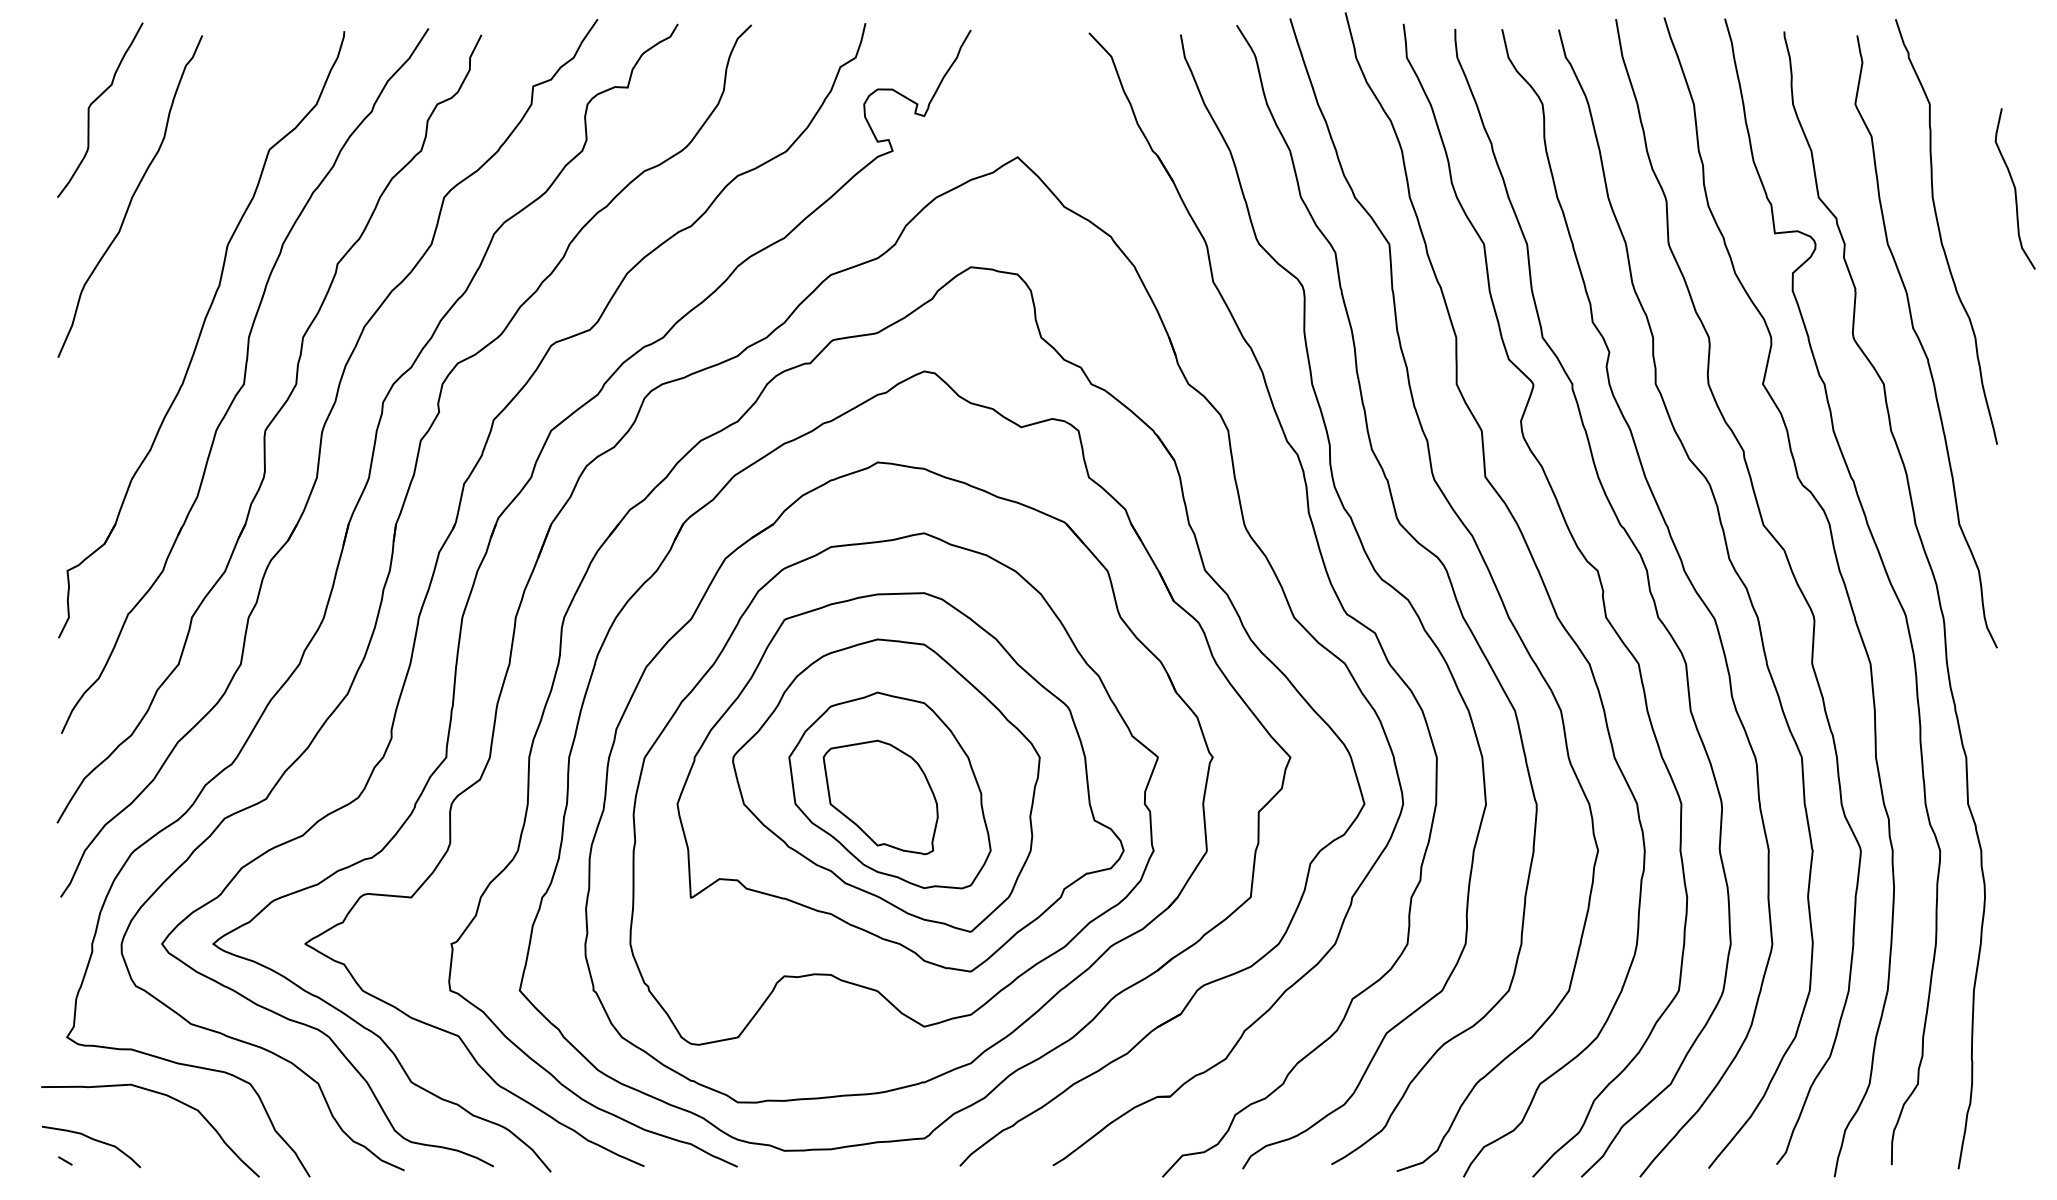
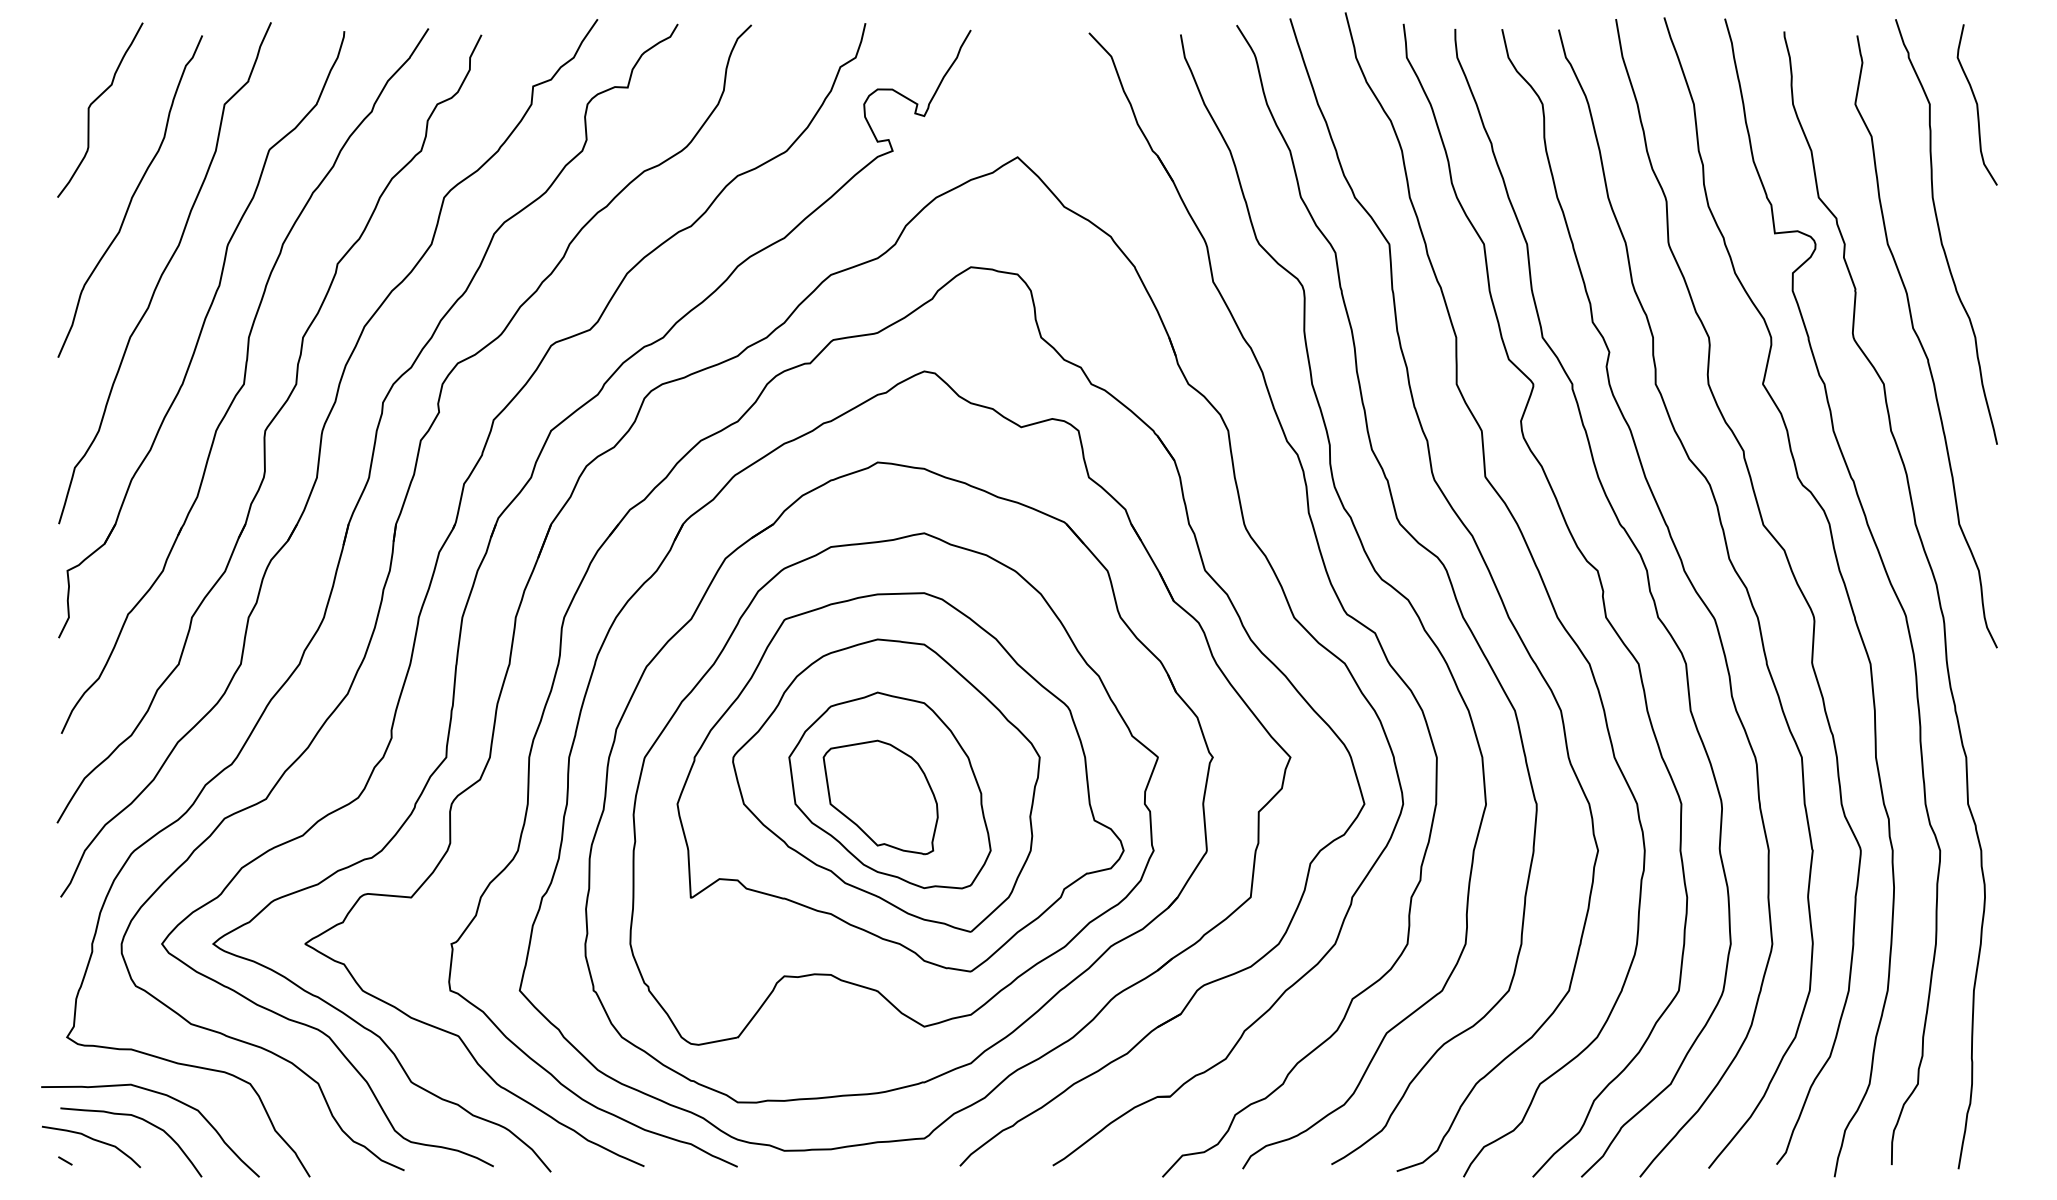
curve position: (2014, 188) -> (1976, 104) (1976, 104)
curve: none -> present (164, 272)
curve: none -> present (142, 1120)
